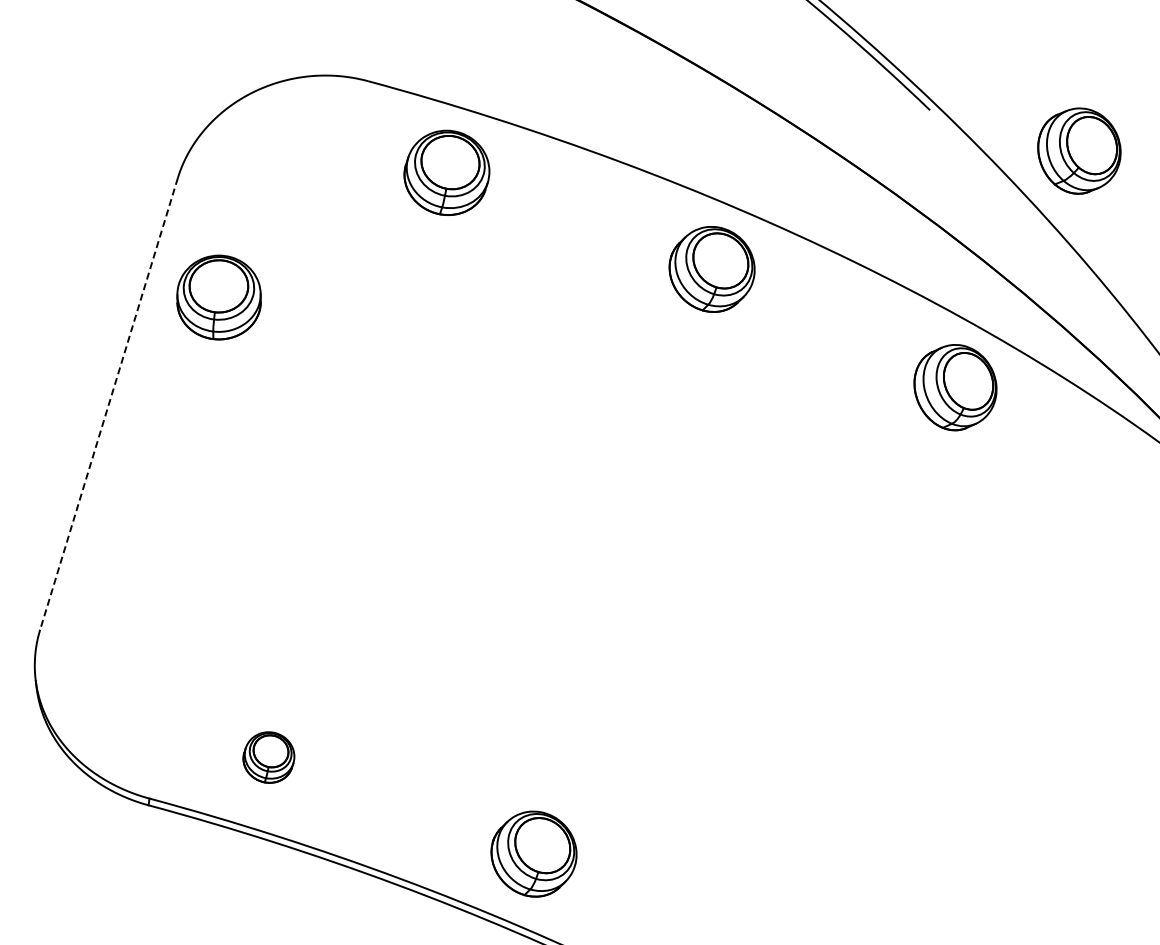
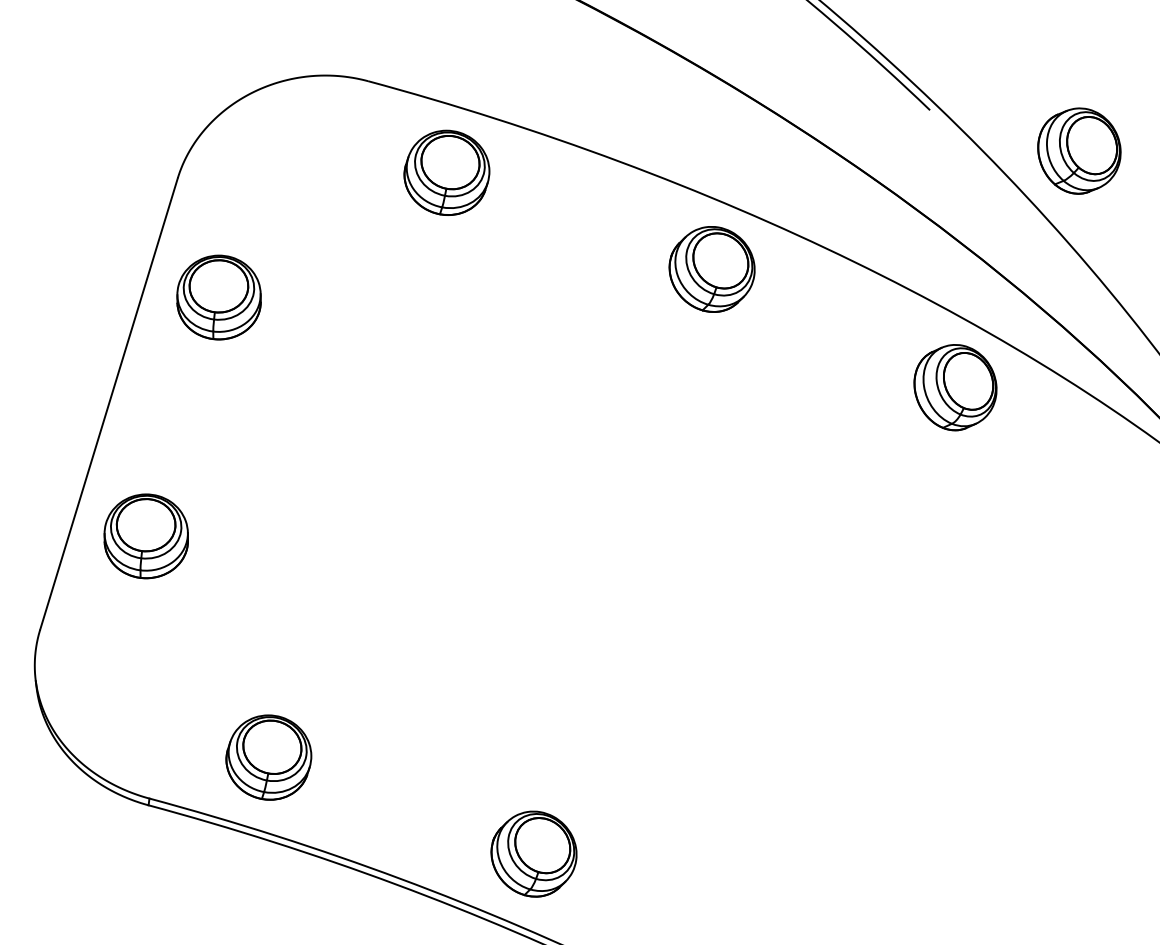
line: dashed -> solid (108, 404)
part: none -> present (145, 536)
part size: 54x53 px -> 88x87 px (268, 757)
